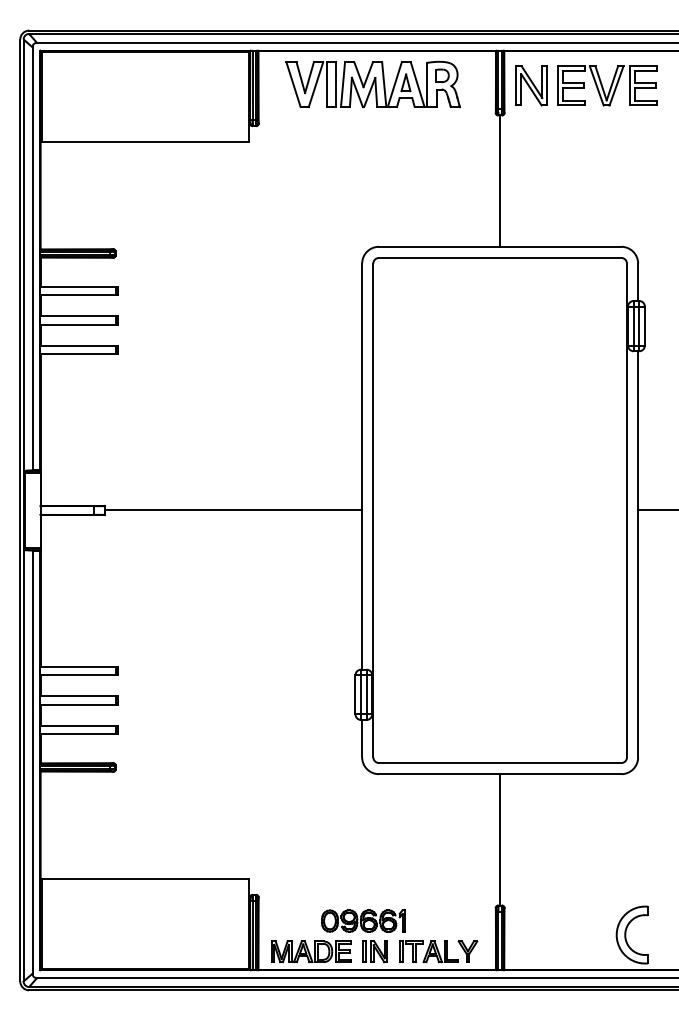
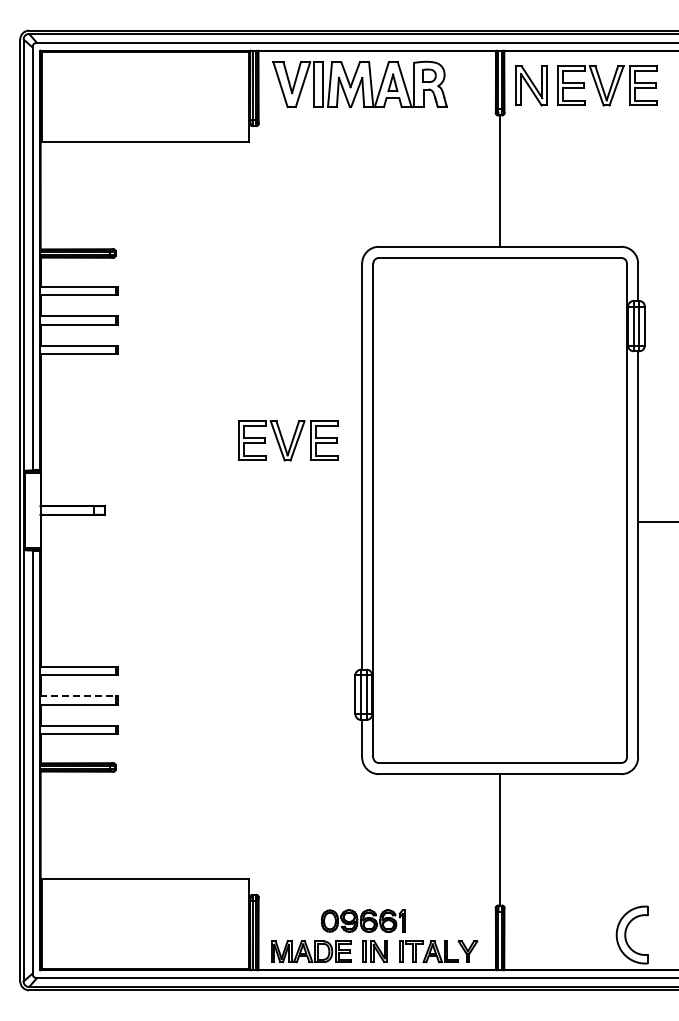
part position: (372, 83) -> (359, 83) (359, 83)
part: none -> present (288, 440)
line: present -> none (233, 510)
line position: (656, 510) -> (656, 522) (656, 522)
line: solid -> dashed (78, 696)
